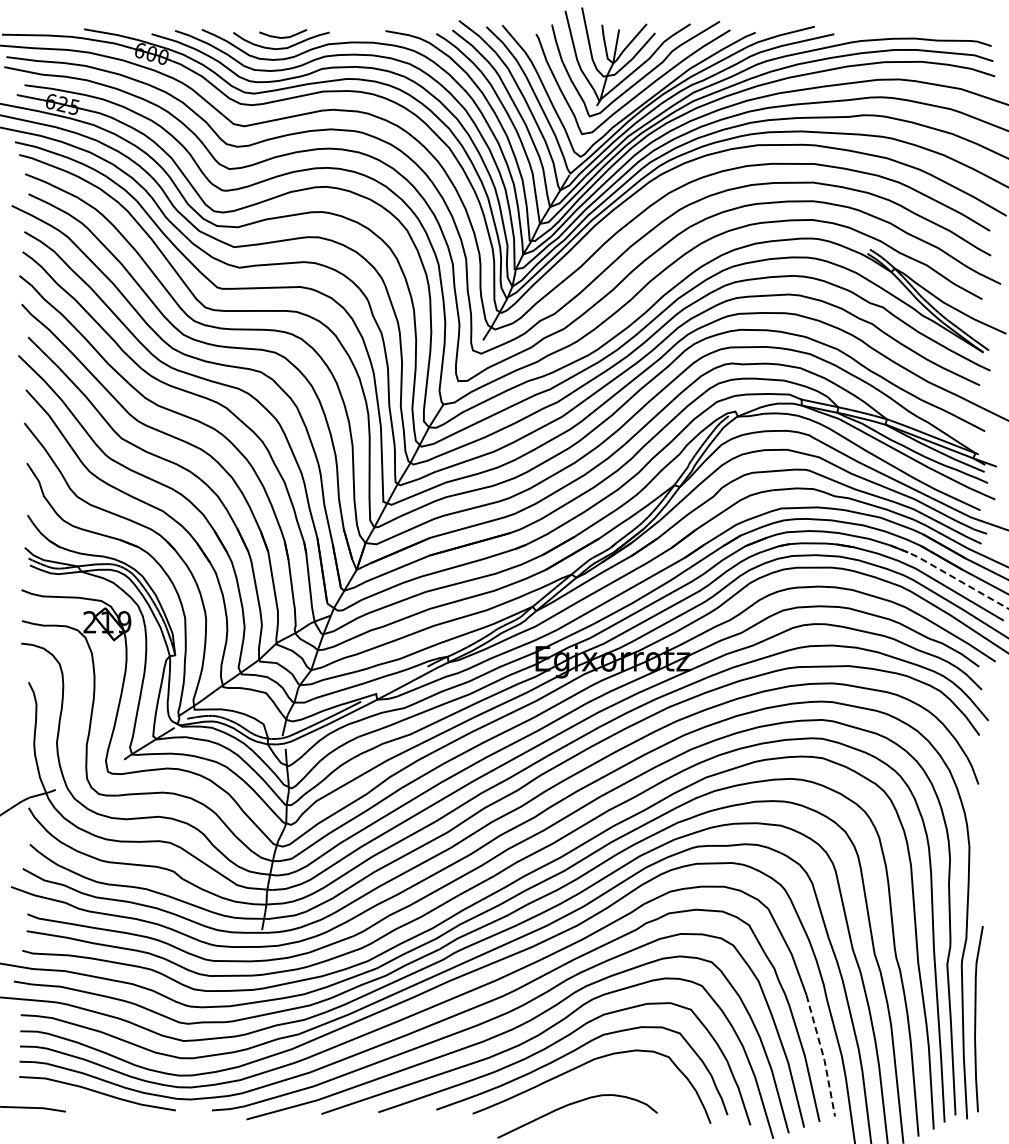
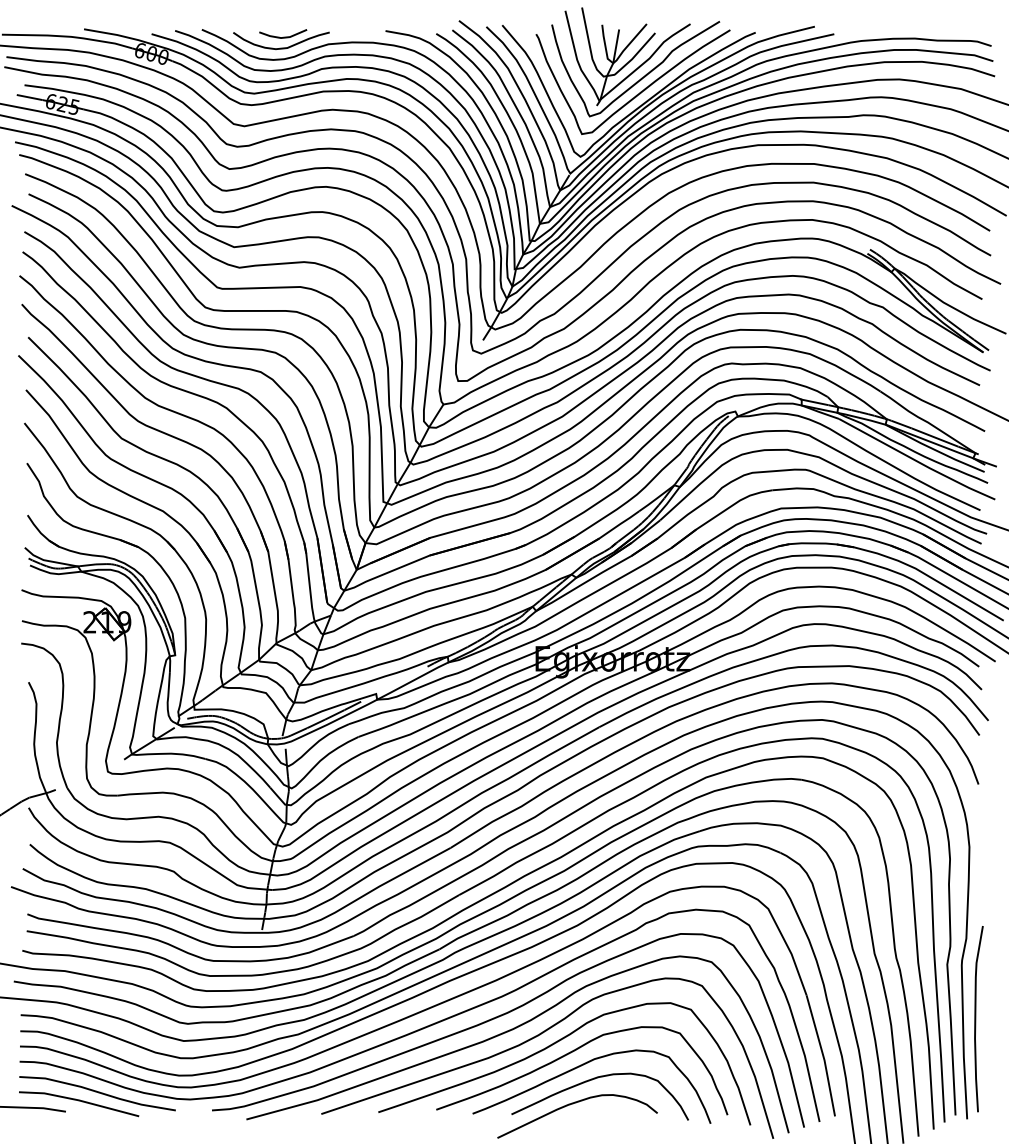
line: dashed -> solid (950, 575)
line: dashed -> solid (823, 1056)
curve: none -> present (595, 1079)
line: none -> present (79, 1101)
